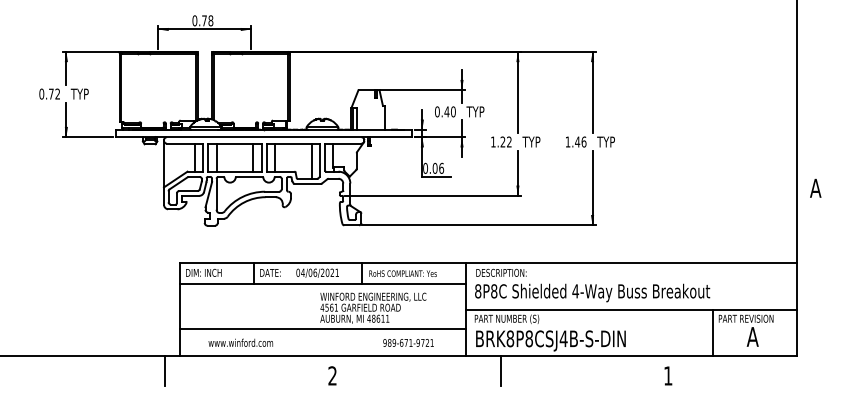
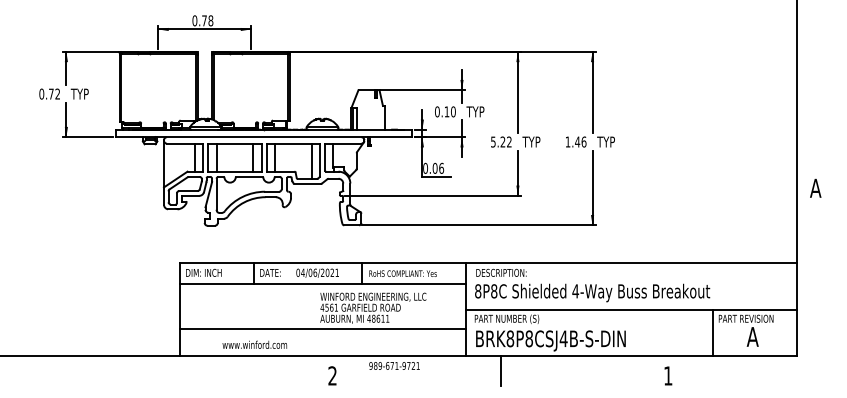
text: 0.40 -> 0.10 (446, 111)
text: 1.22 -> 5.22 (493, 141)
text position: (240, 342) -> (254, 344) (254, 344)
text position: (408, 342) -> (394, 365) (394, 365)
line: present -> none (165, 371)
